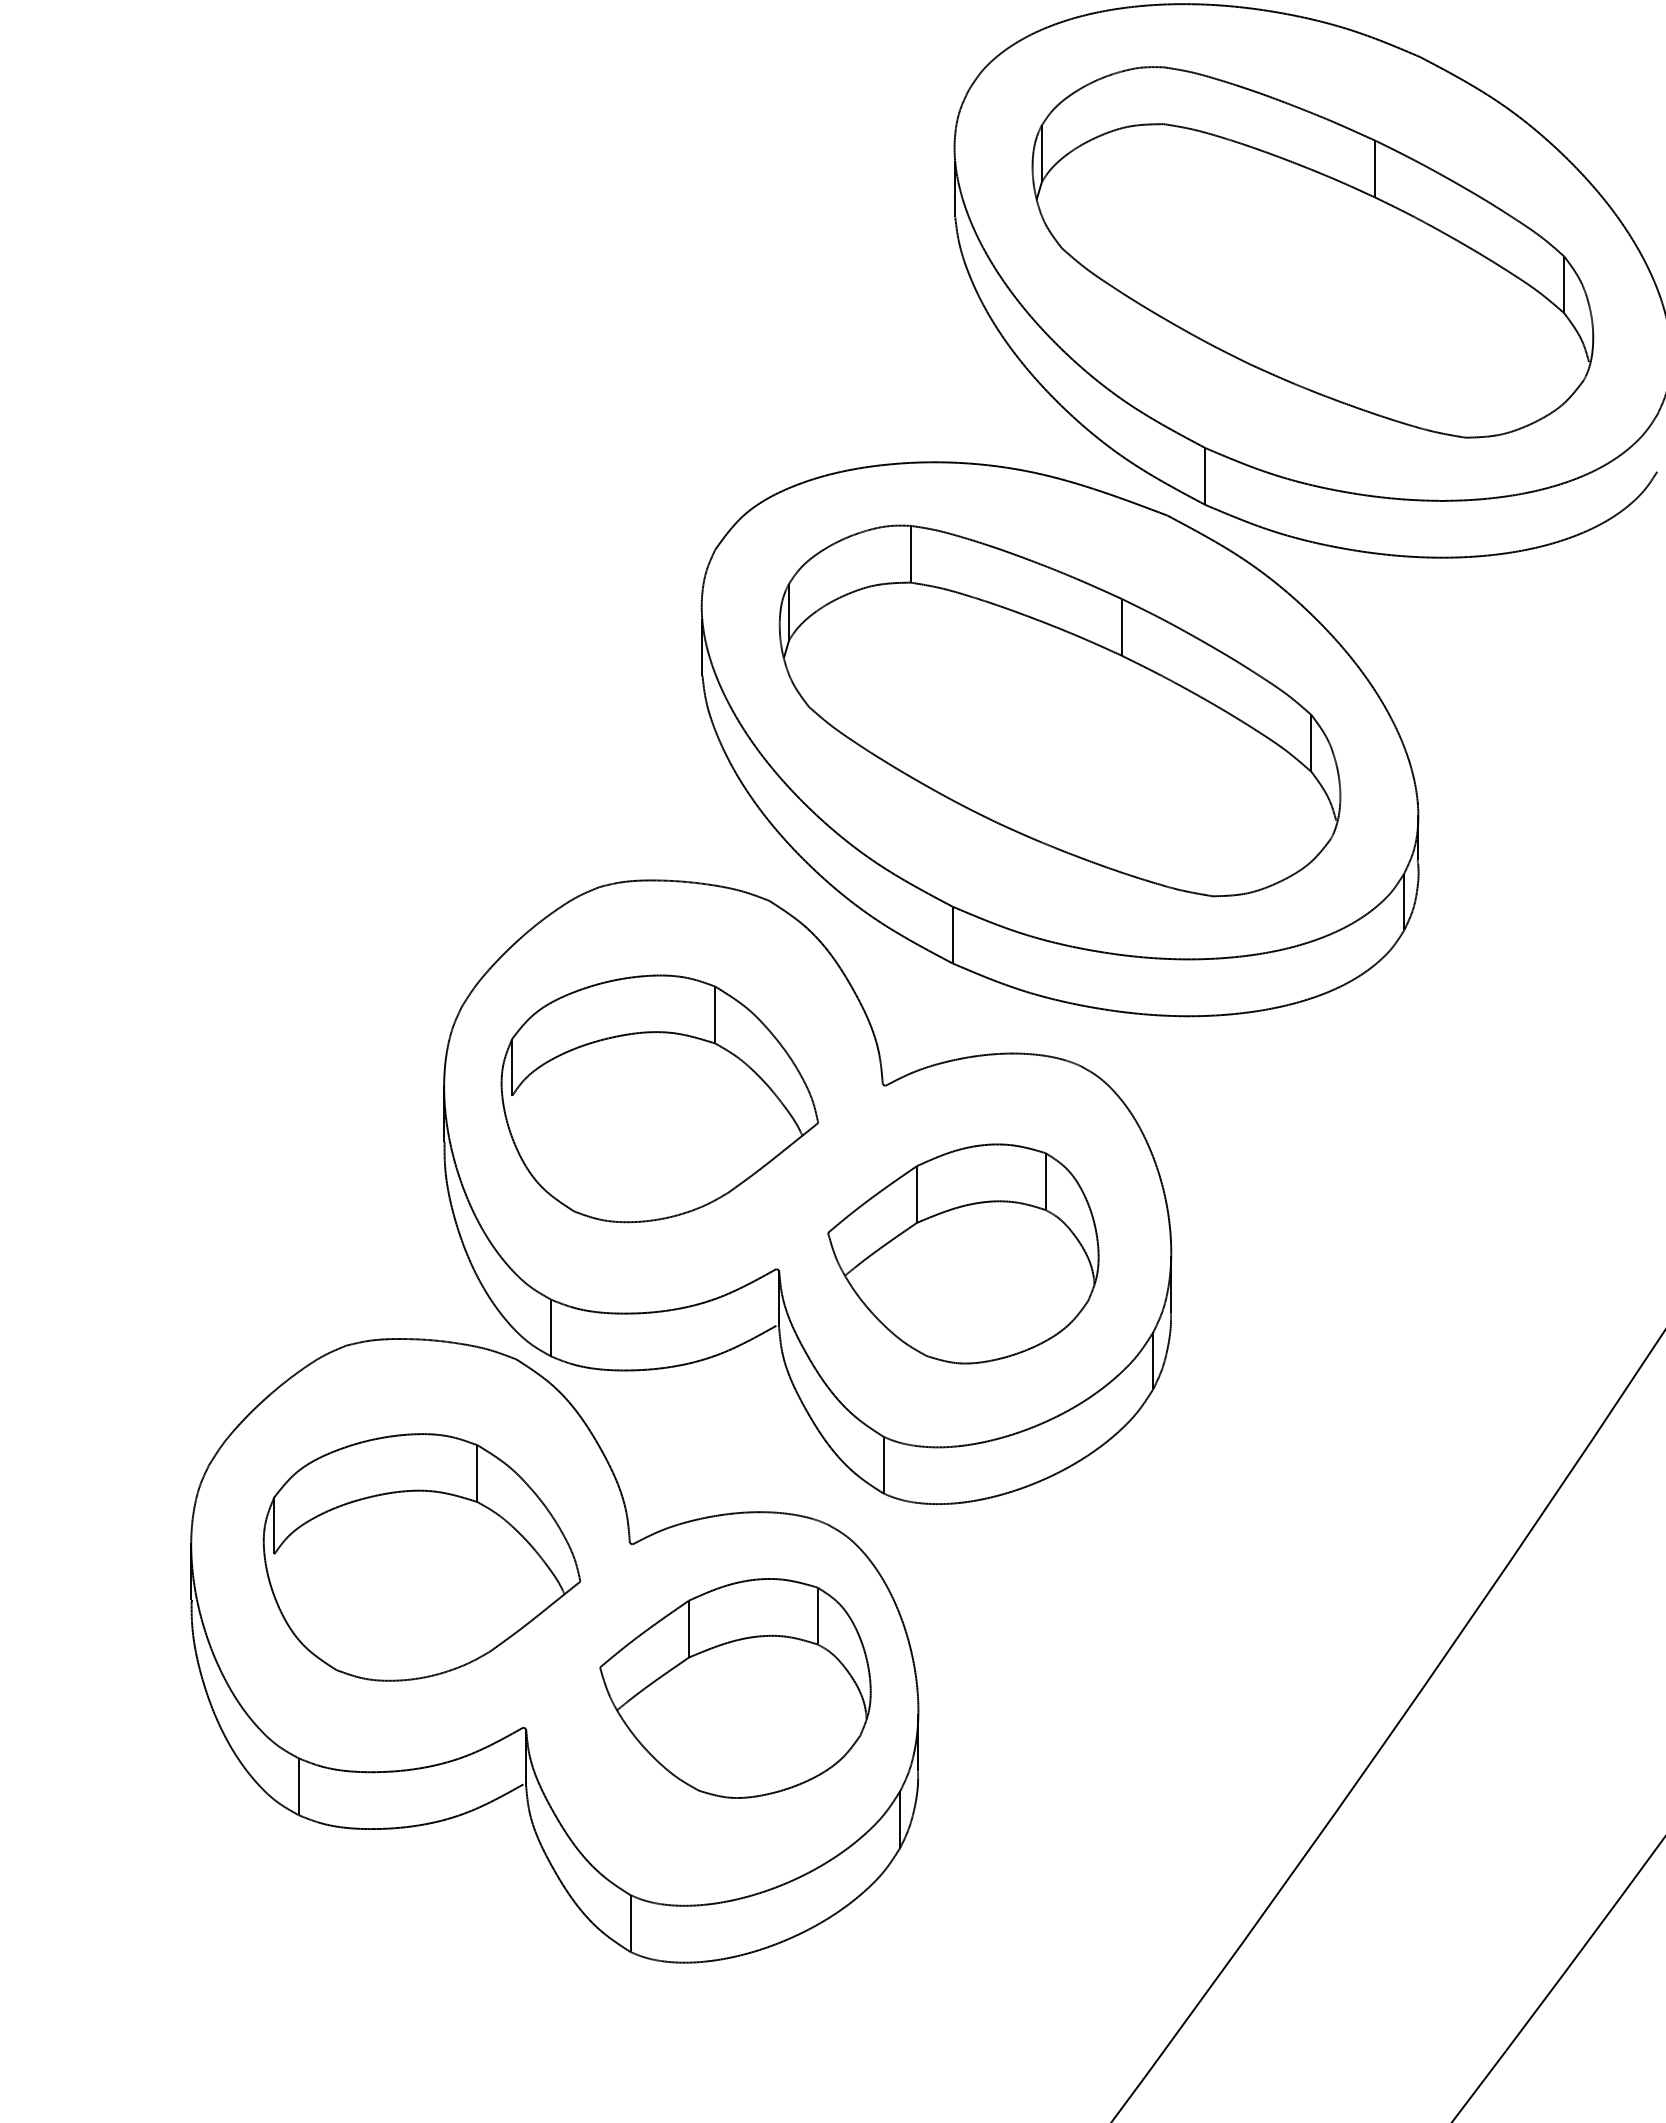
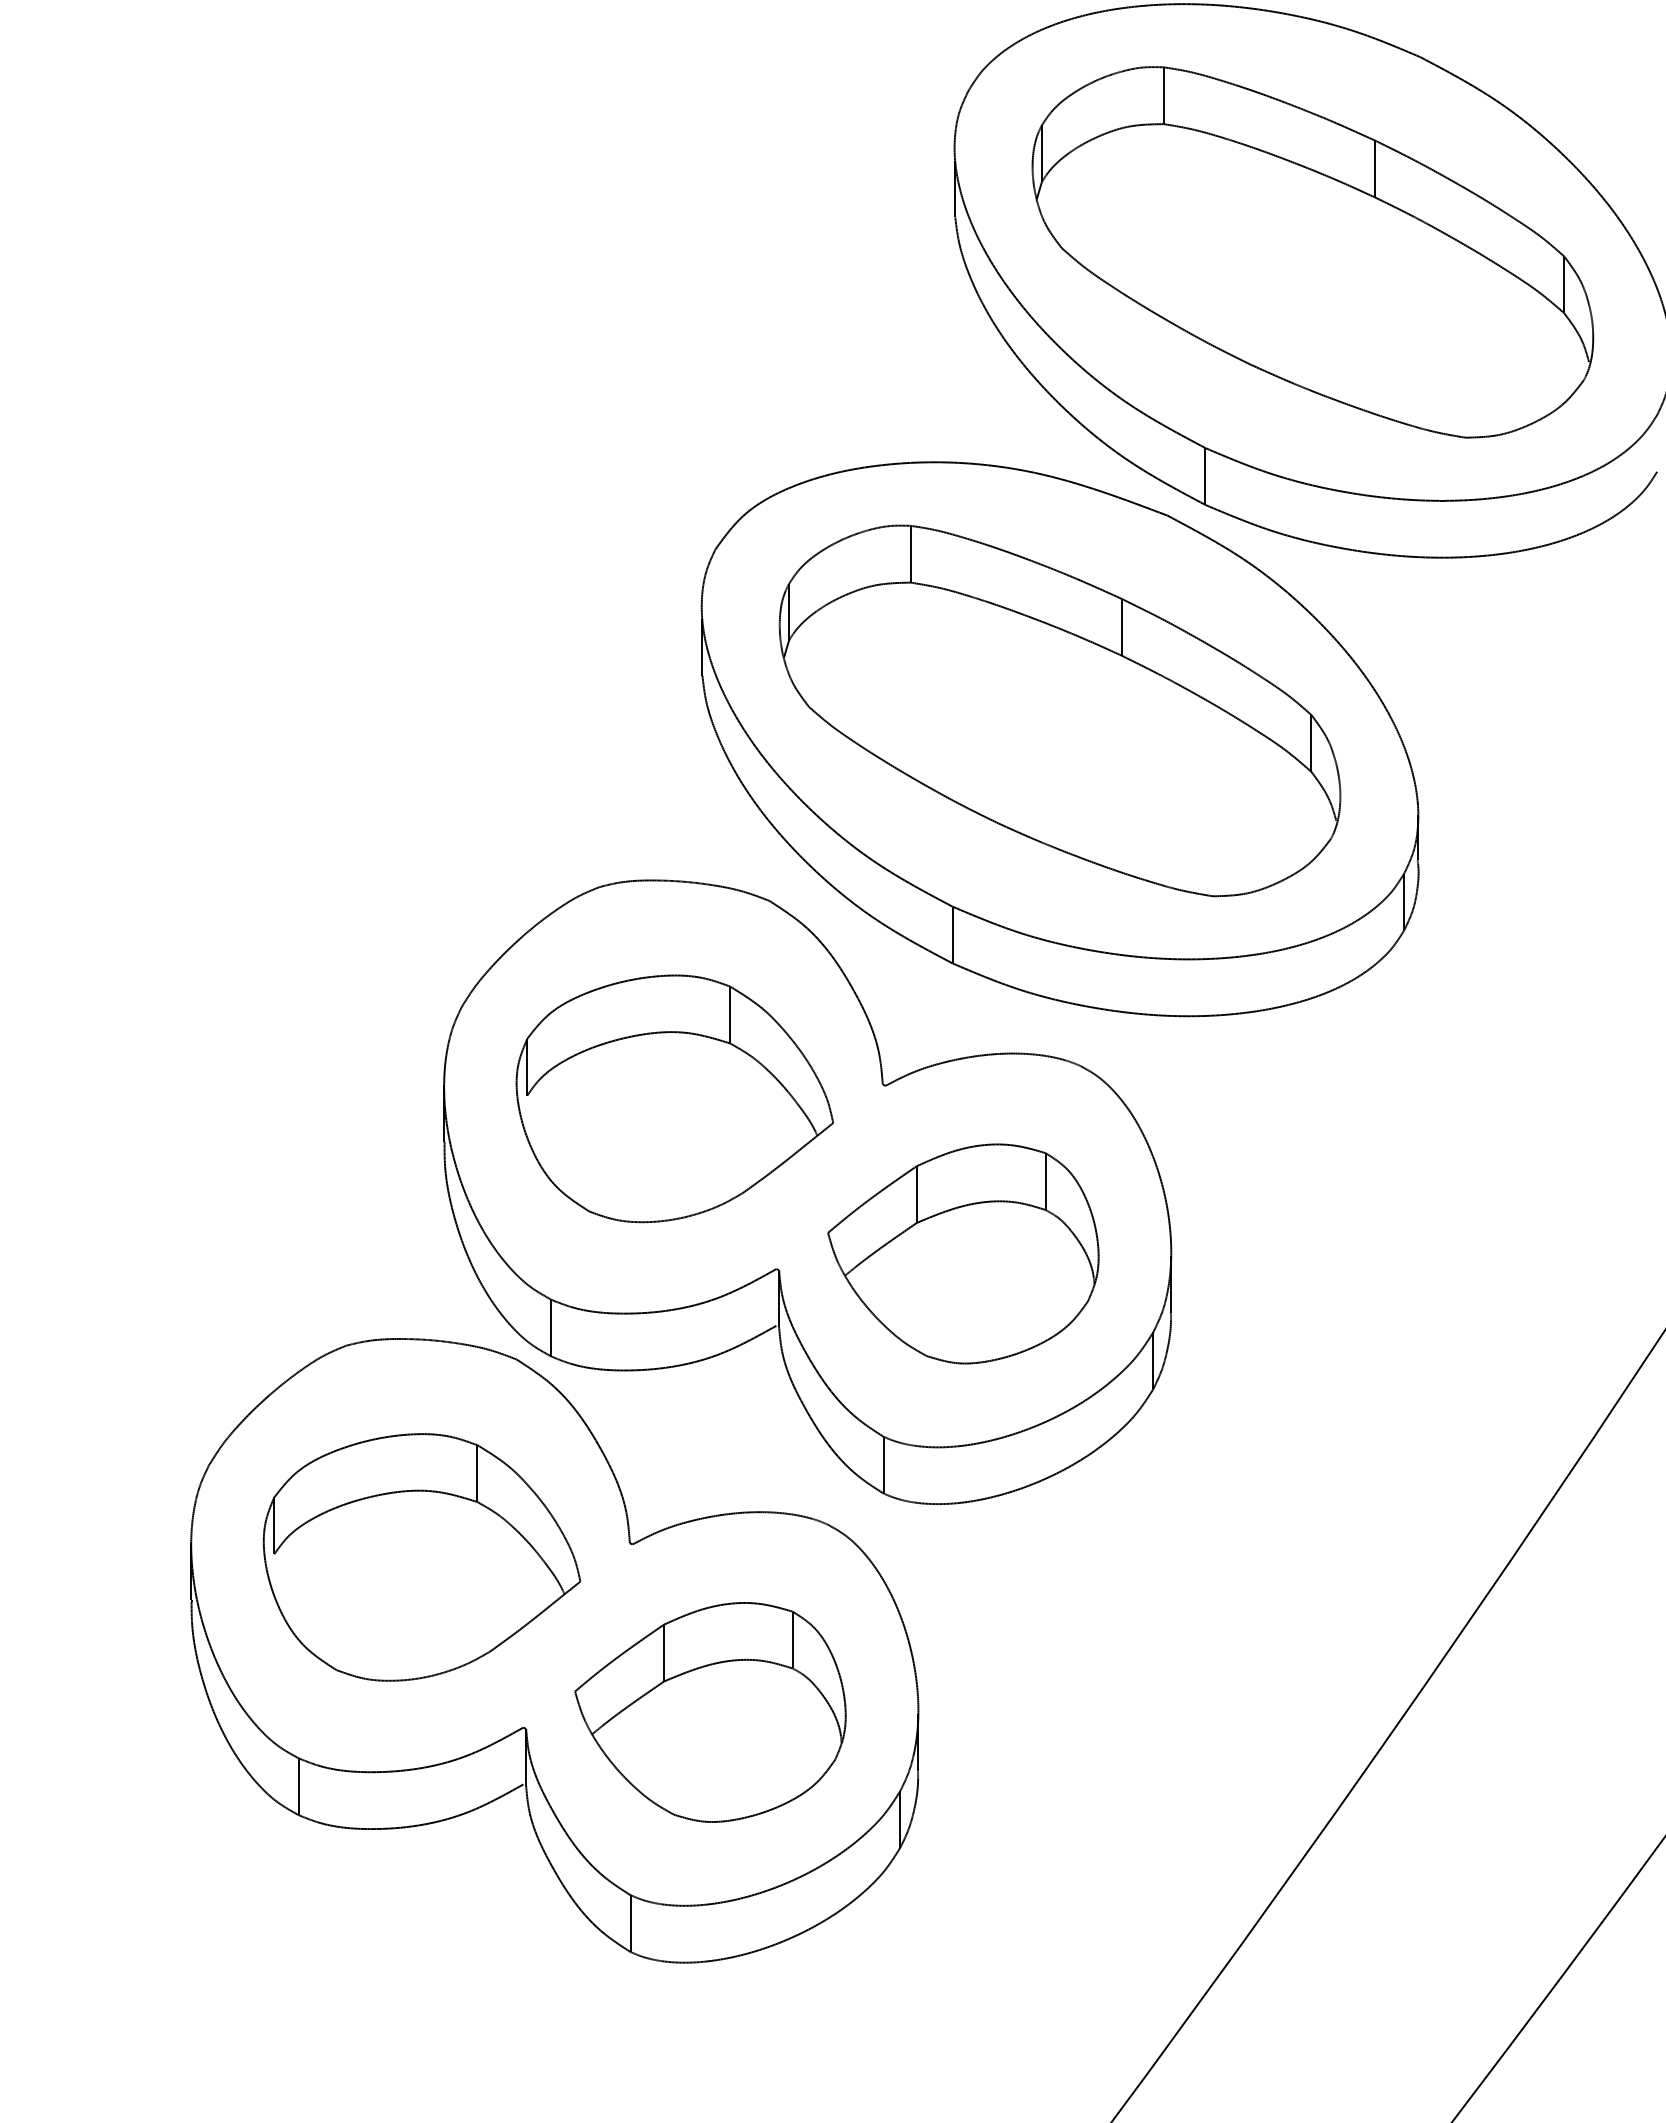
line: none -> present (1163, 95)
part position: (659, 1098) -> (674, 1098) (674, 1098)
part position: (735, 1688) -> (710, 1712) (710, 1712)
